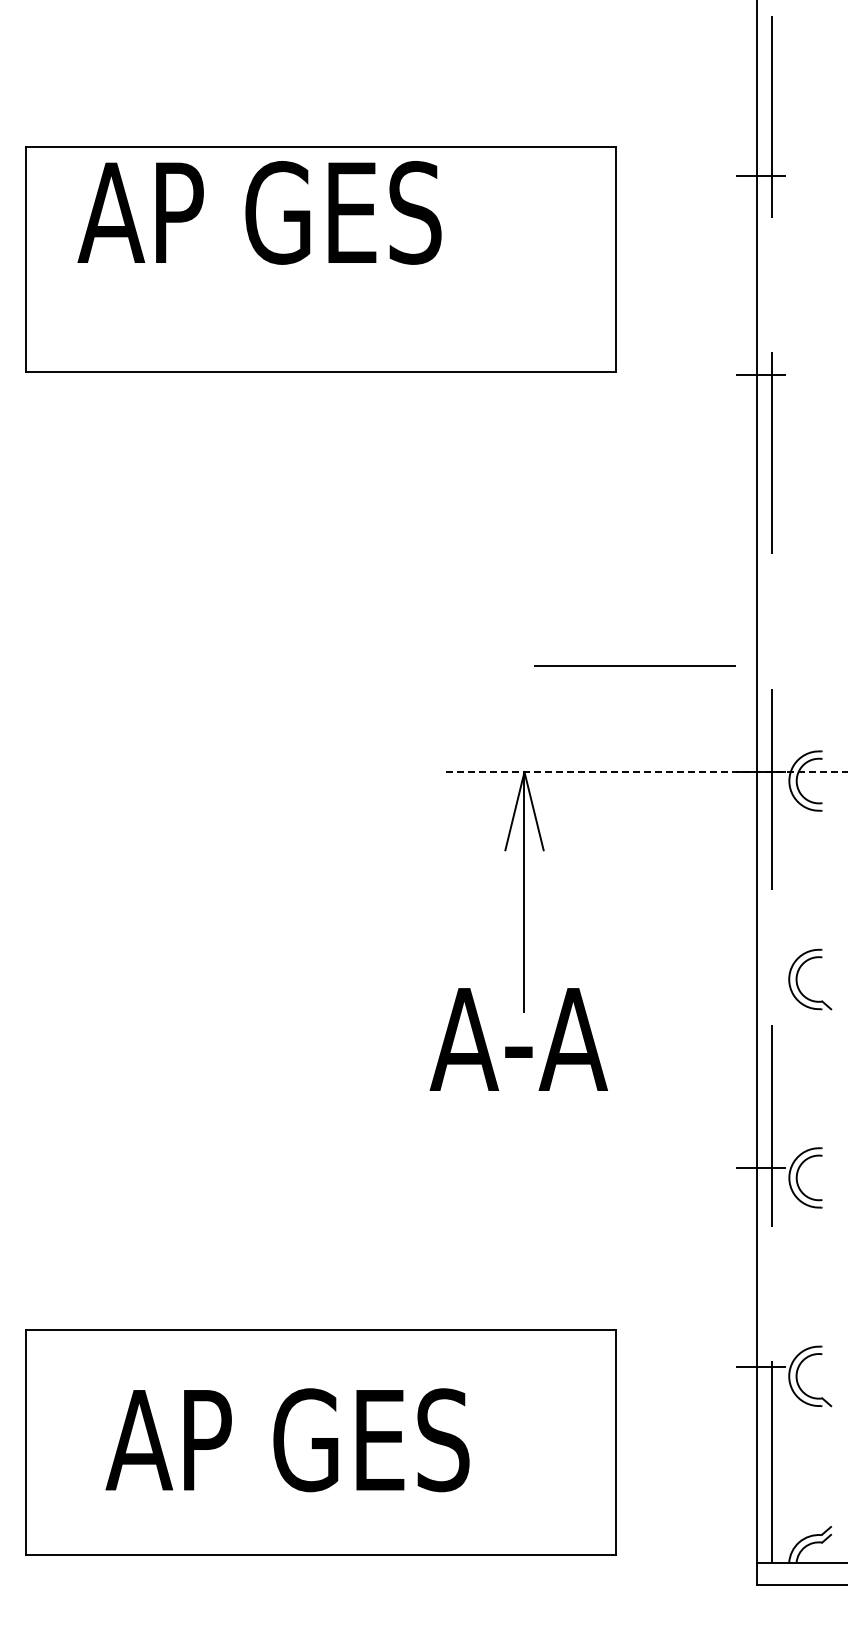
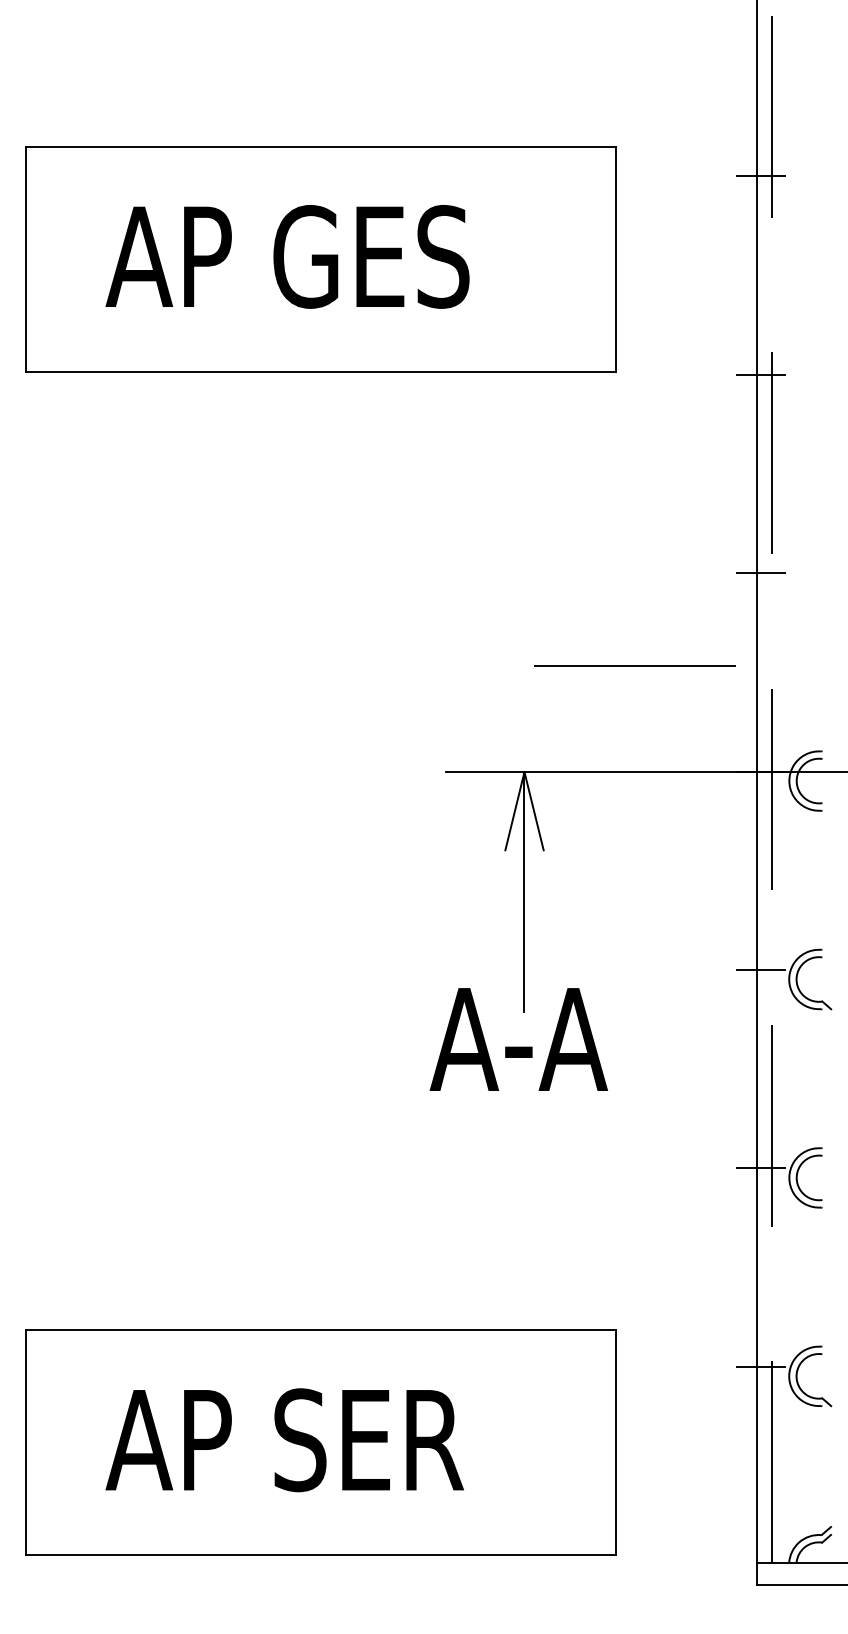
text position: (259, 212) -> (287, 256) (287, 256)
line: none -> present (760, 573)
line: dashed -> solid (646, 772)
line: none -> present (760, 969)
text: AP GES -> AP SER (371, 1440)
